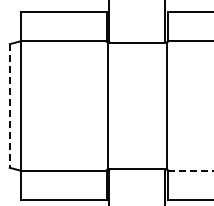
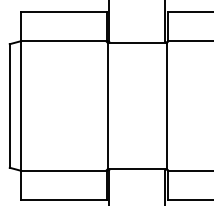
line: dashed -> solid (9, 105)
line: dashed -> solid (191, 170)
